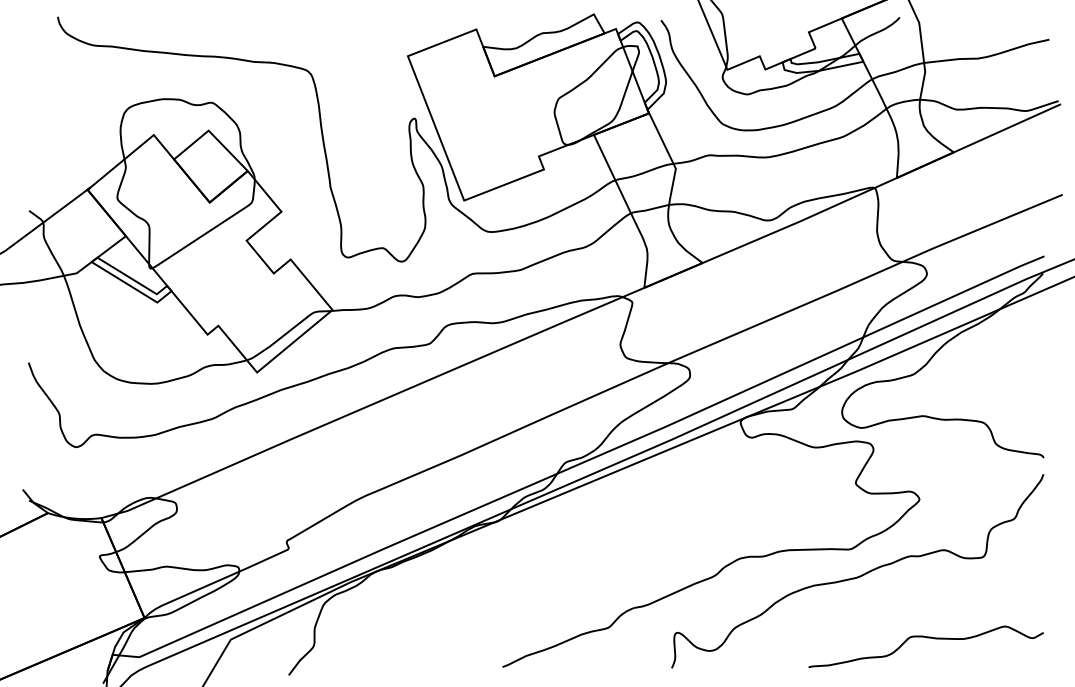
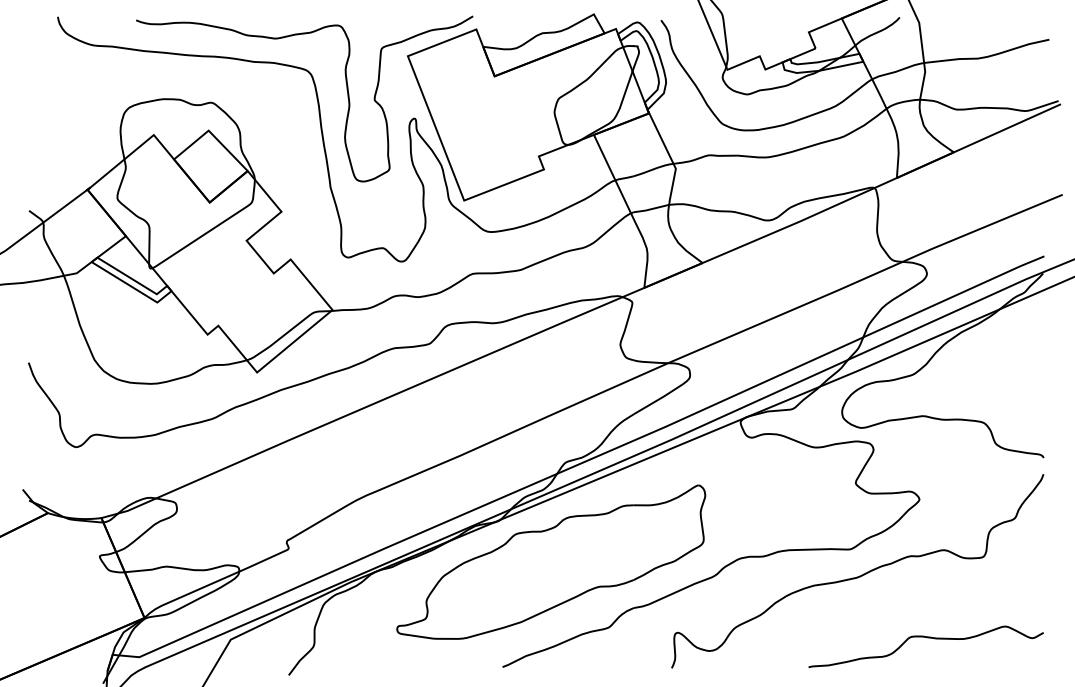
curve: none -> present (346, 90)
part: none -> present (551, 561)
